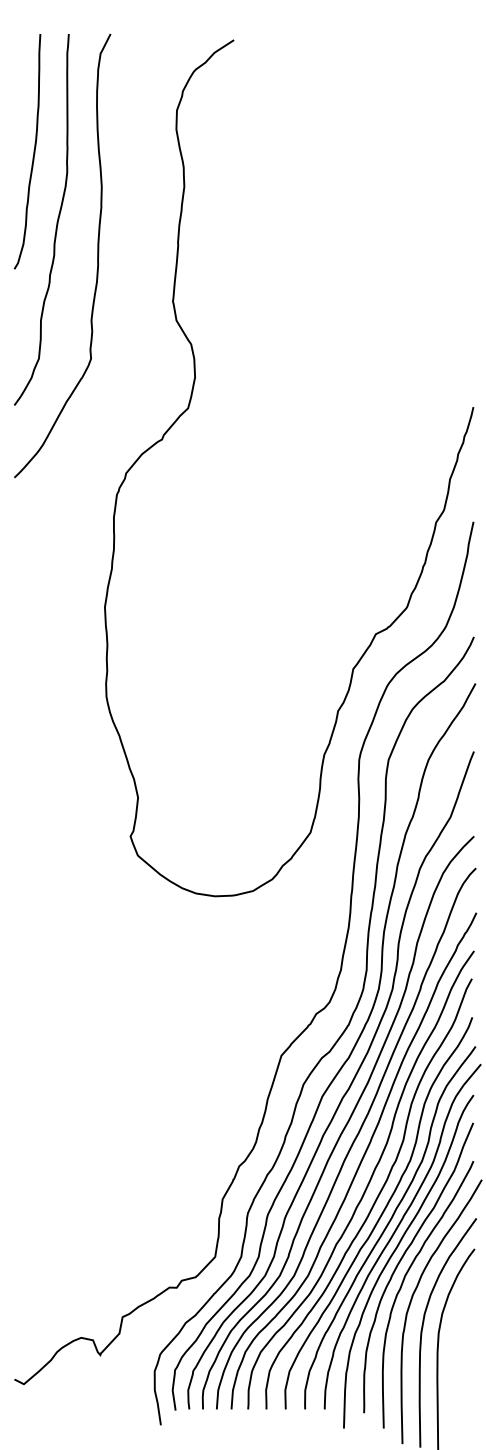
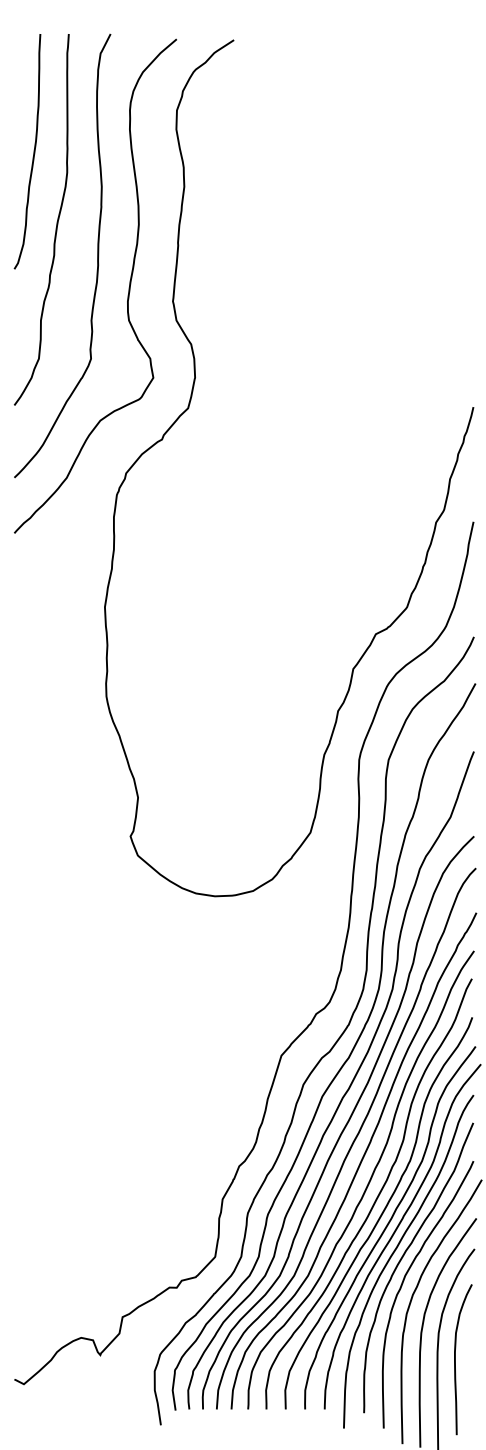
curve: none -> present (128, 287)
curve: none -> present (455, 1359)
